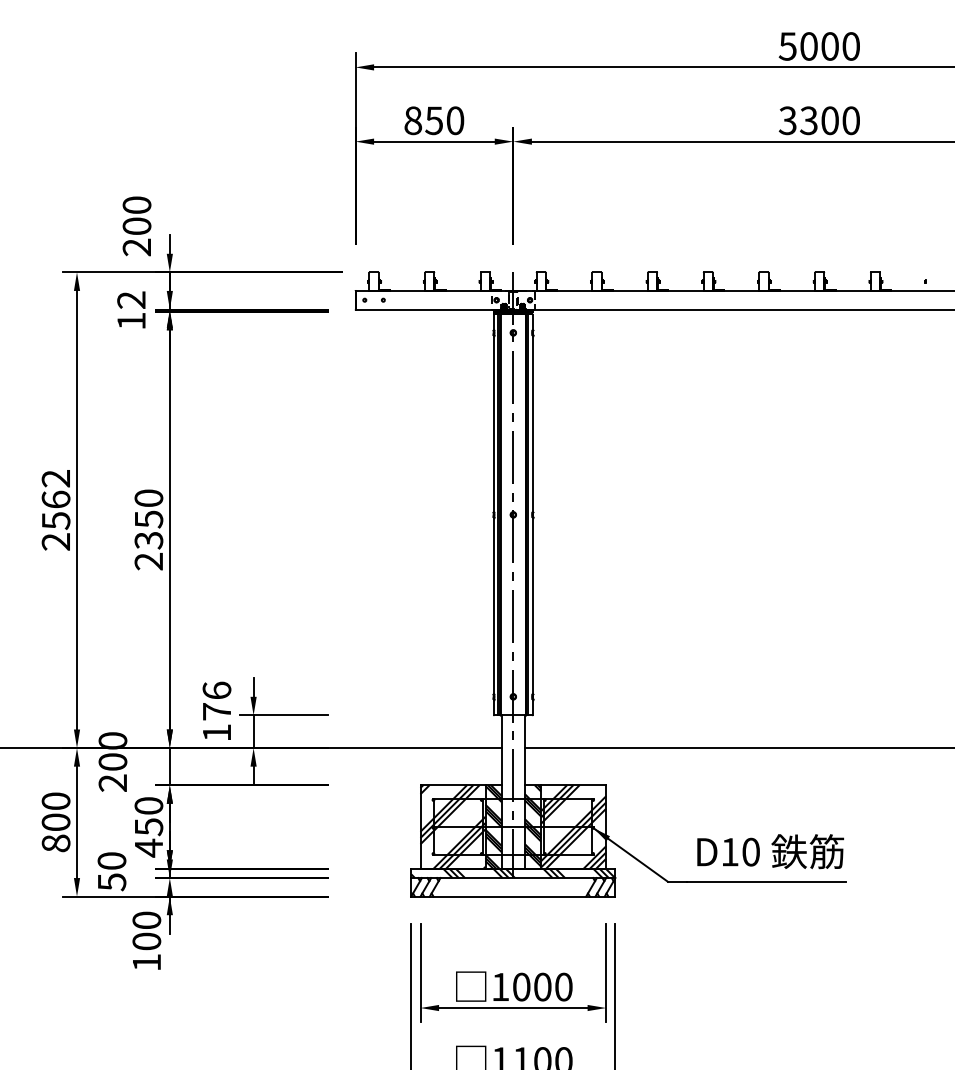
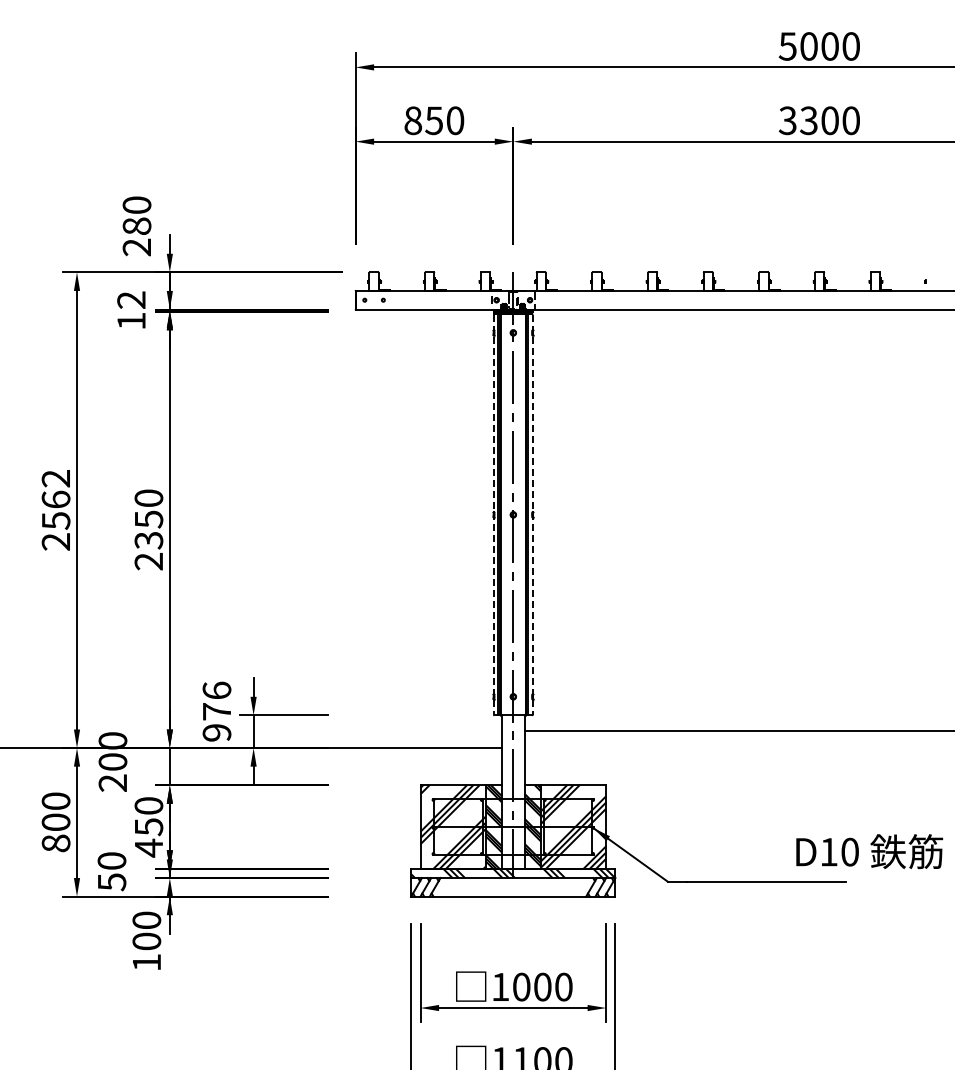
text: 200 -> 280 (137, 225)
line: solid -> dashed (493, 514)
line: solid -> dashed (532, 514)
text: 176 -> 976 (216, 732)
line position: (737, 748) -> (737, 731) (737, 731)
text position: (770, 851) -> (869, 851) (869, 851)
